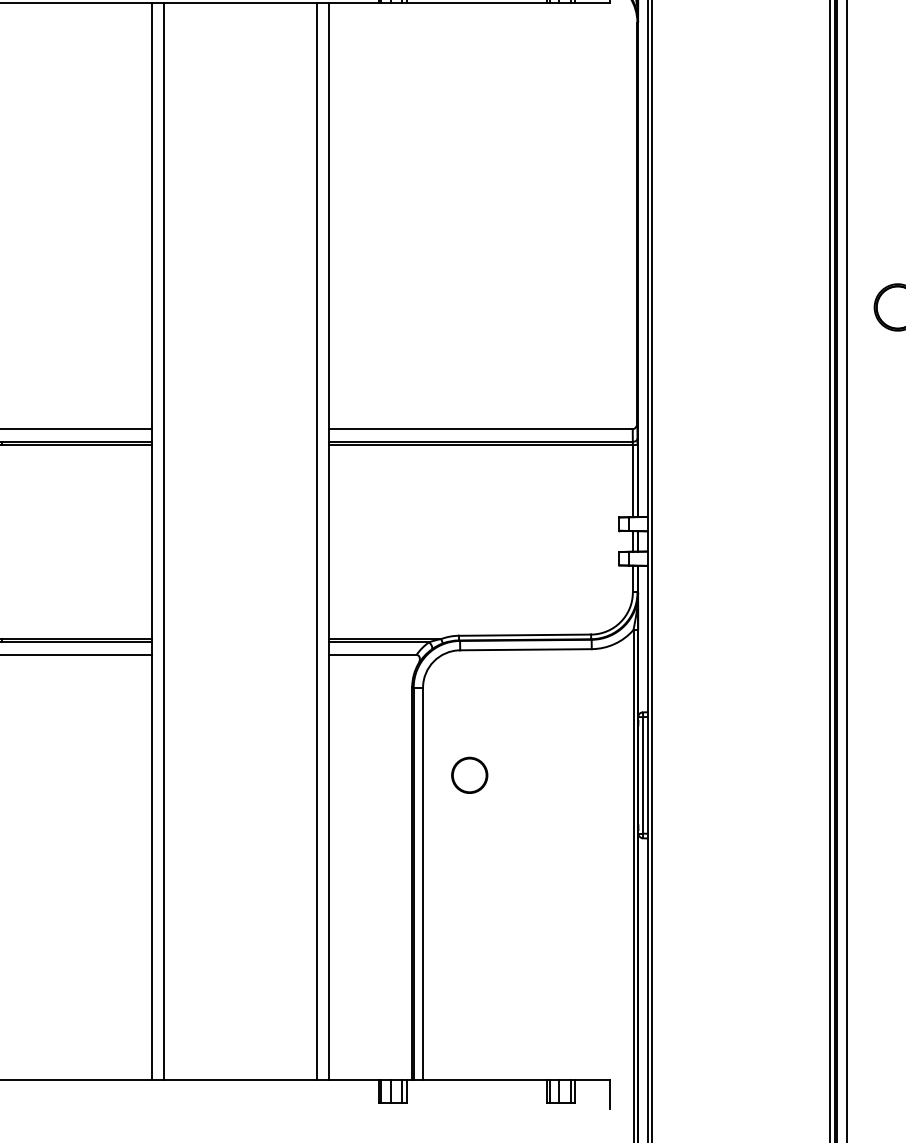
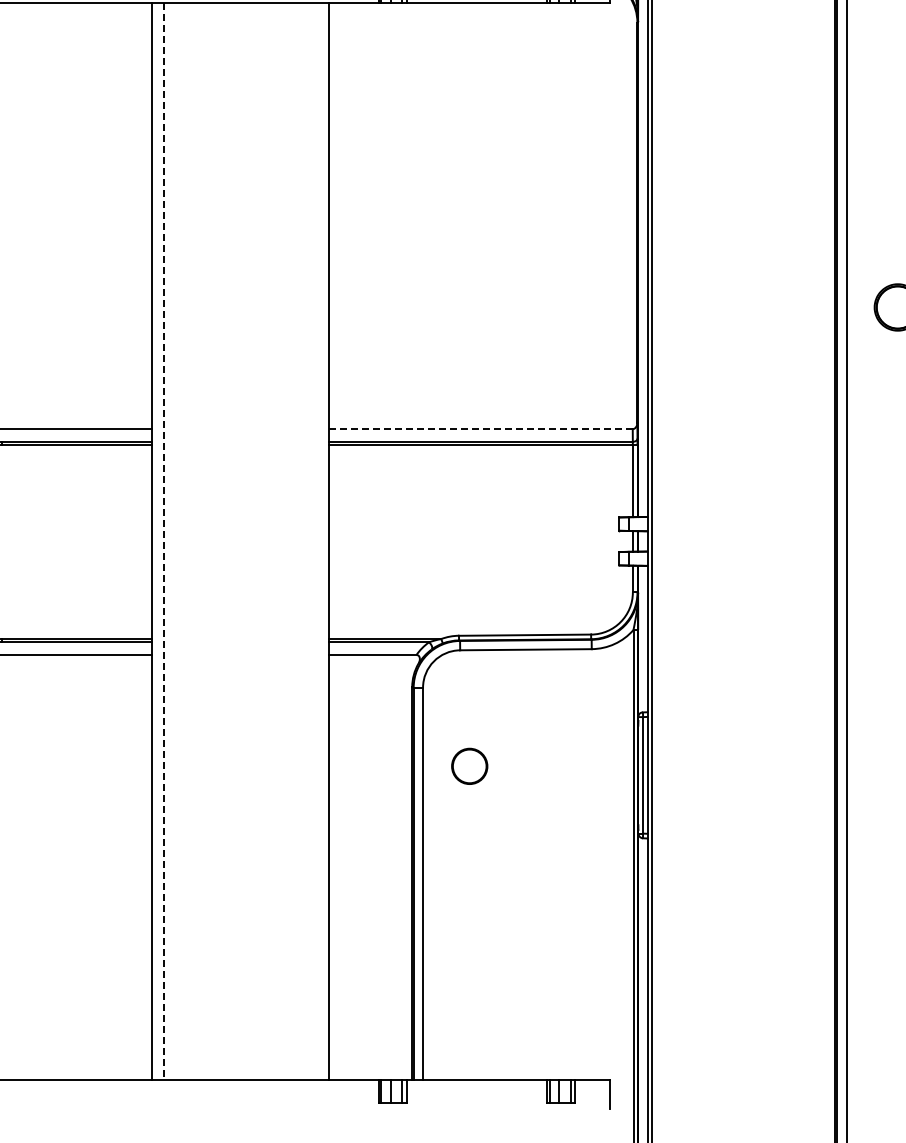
line: solid -> dashed (481, 429)
line: solid -> dashed (163, 541)
line: present -> none (317, 541)
line: present -> none (830, 570)
circle position: (469, 774) -> (469, 765) (469, 765)
